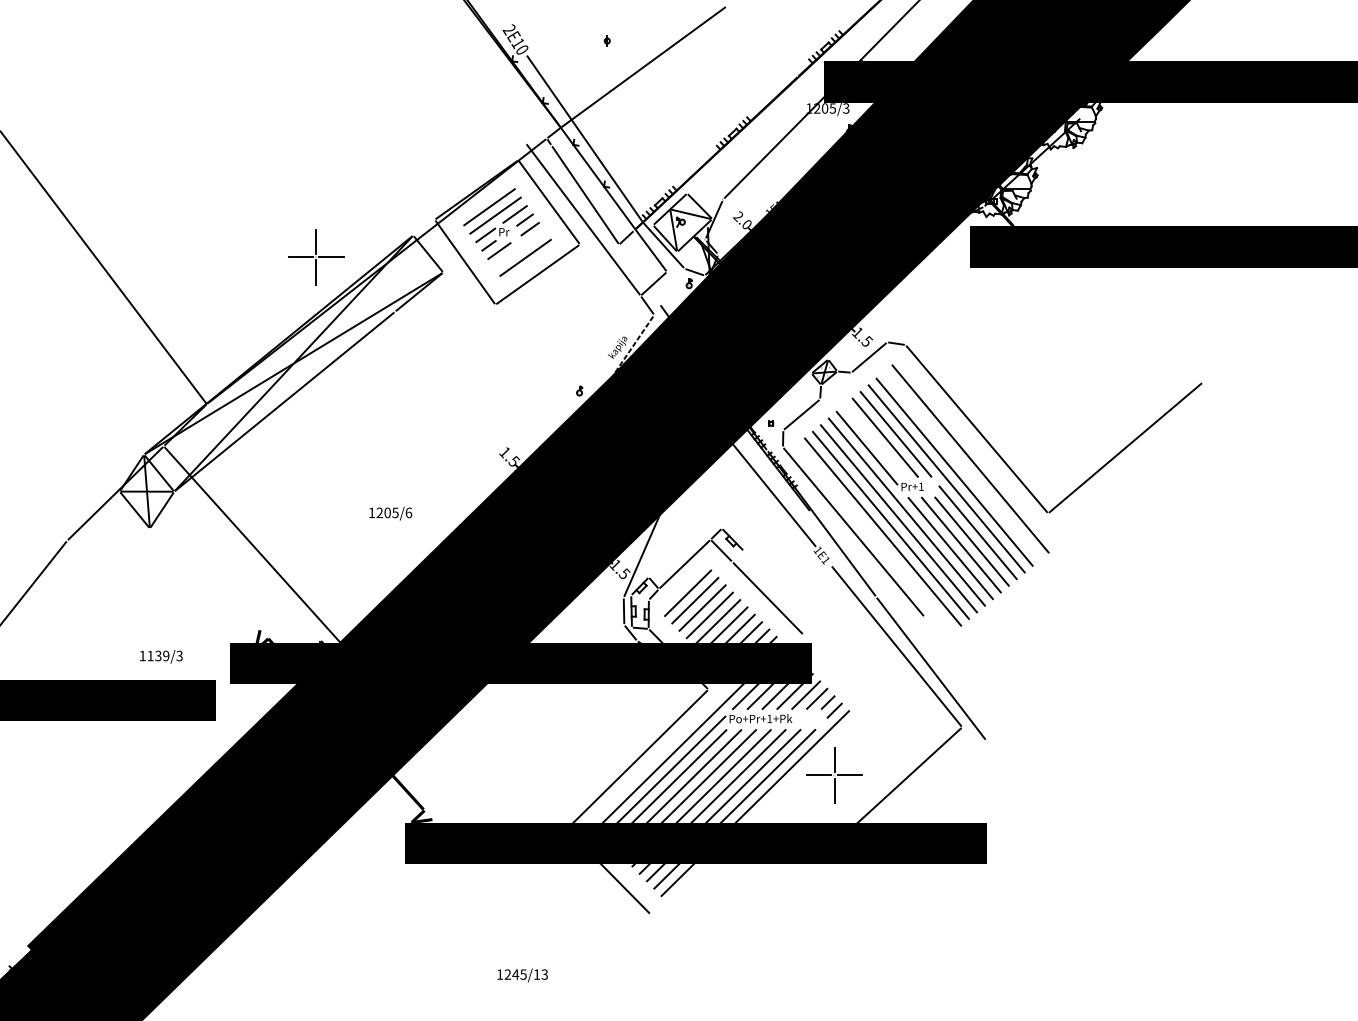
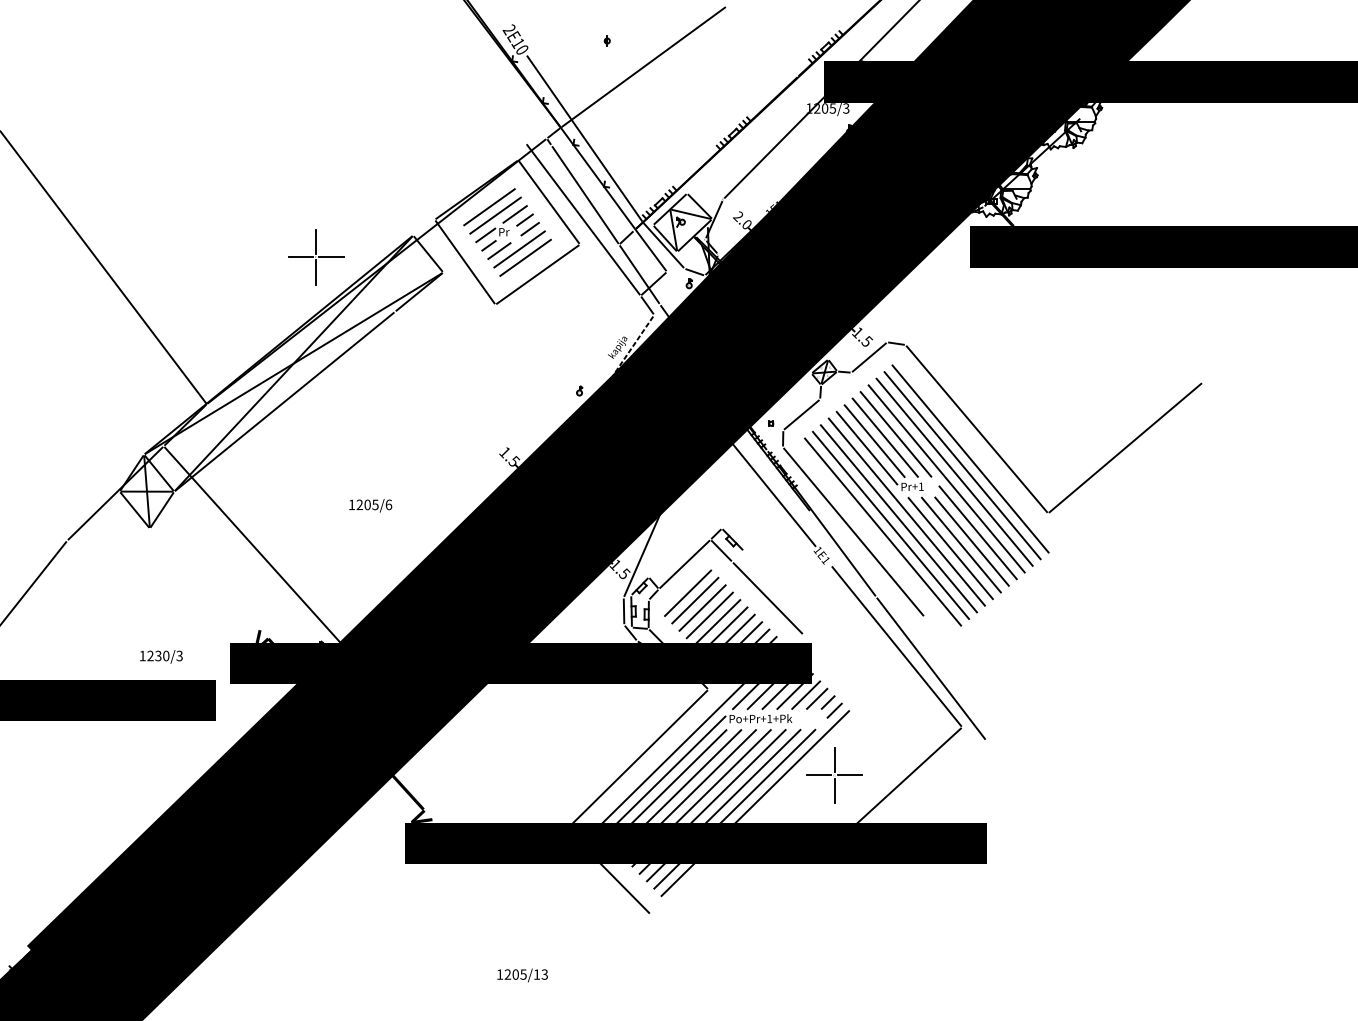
line: none -> present (519, 249)
line: none -> present (639, 274)
line: none -> present (874, 441)
line: none -> present (962, 465)
text position: (390, 513) -> (370, 505) (370, 505)
text: 1139/3 -> 1230/3 (158, 655)
text: 1245/13 -> 1205/13 (515, 974)
